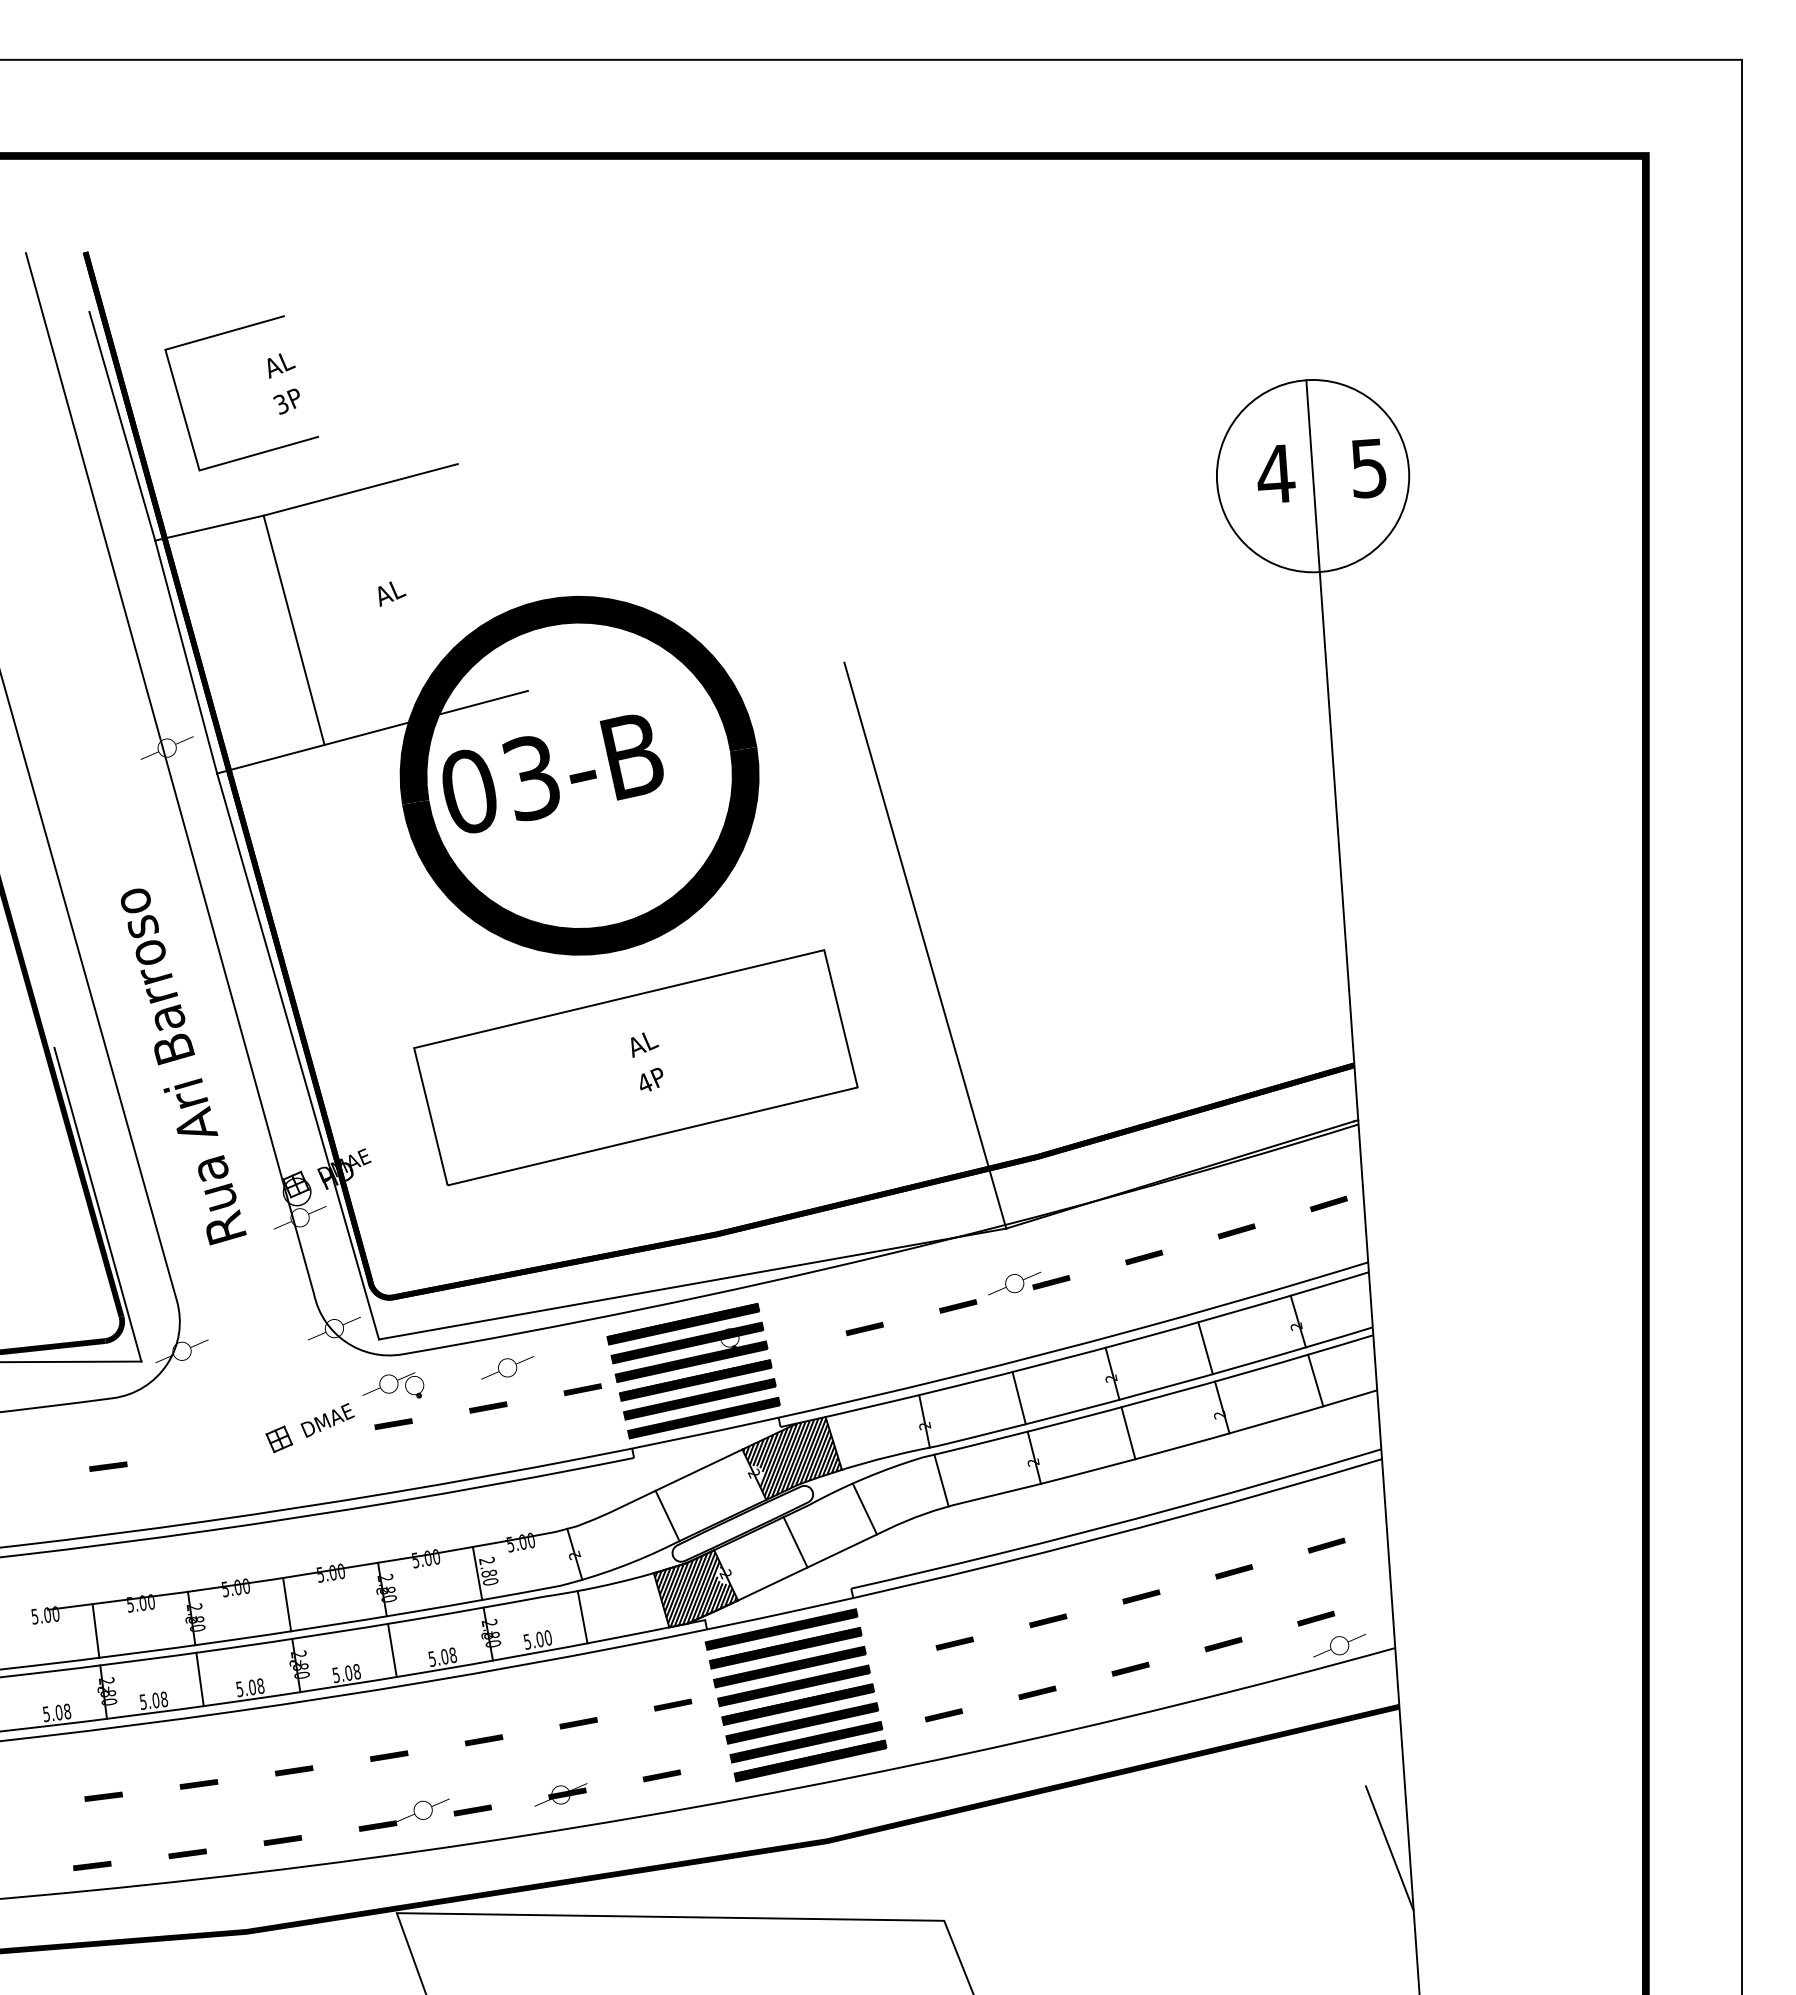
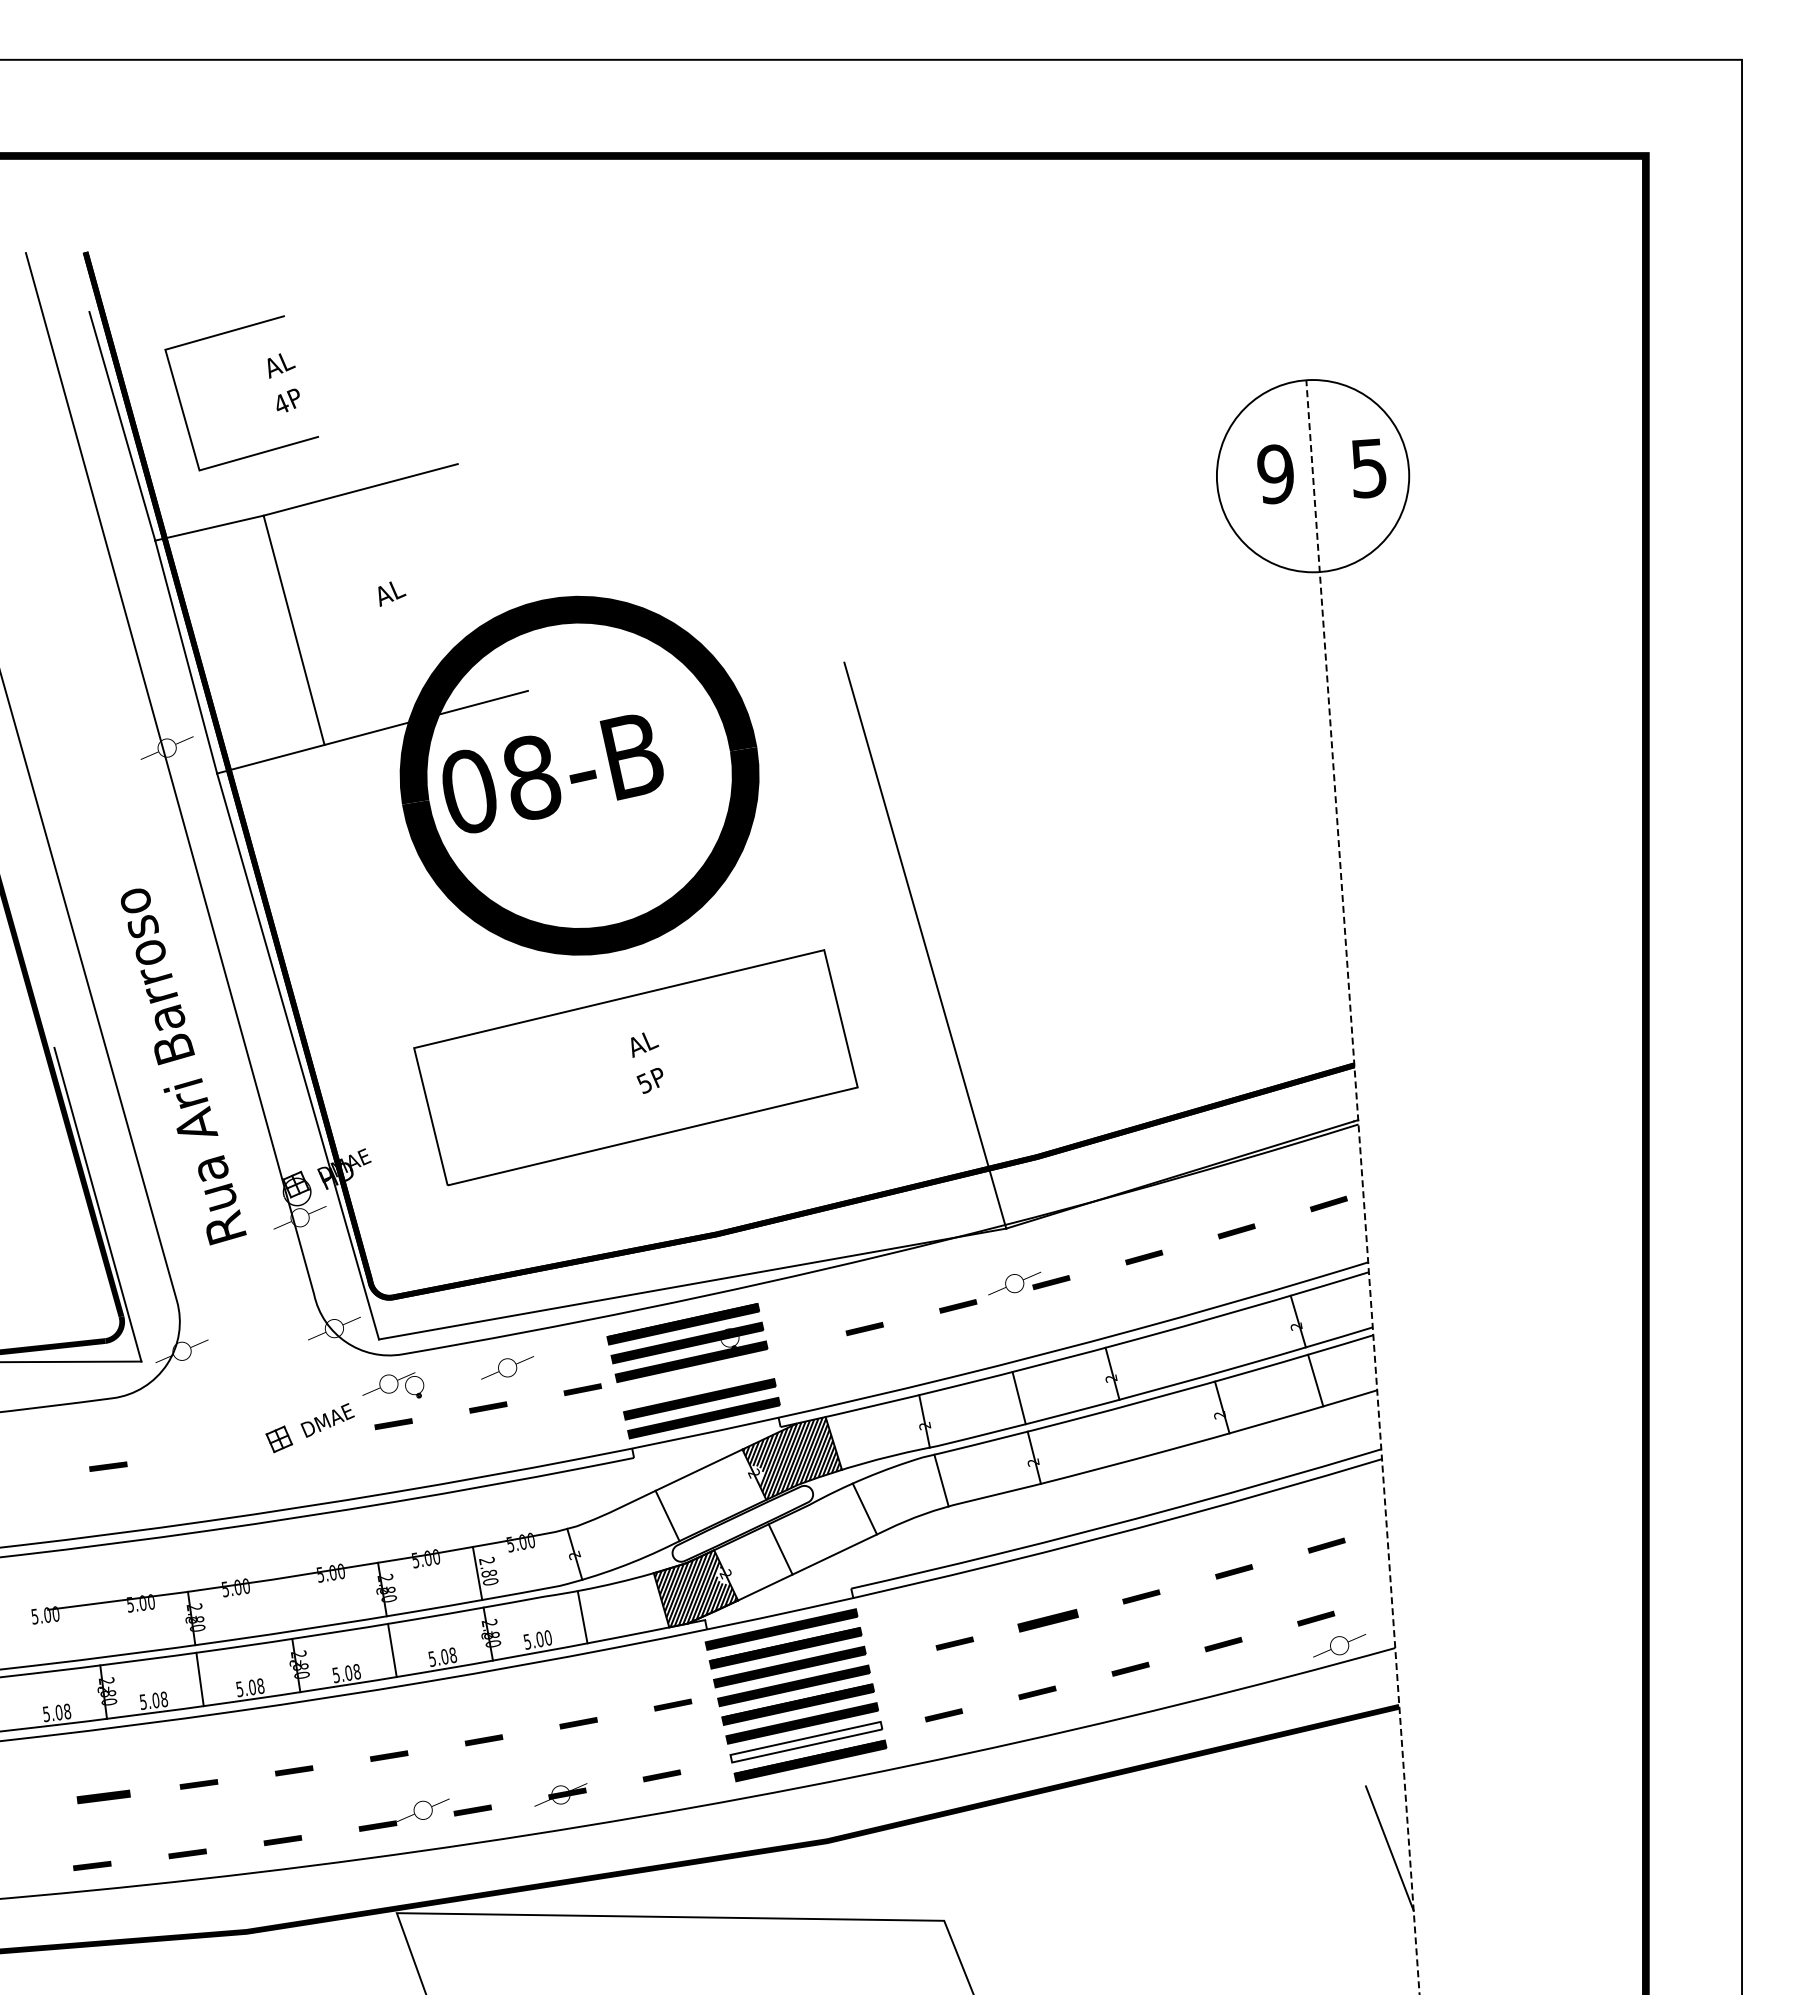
text: 3P -> 4P (280, 404)
text: 4 -> 9 (1276, 474)
text: 03-B -> 08-B (531, 778)
text: 4P -> 5P (644, 1083)
line: solid -> dashed (1362, 1187)
line: present -> none (1205, 1348)
part: present -> none (695, 1380)
line: present -> none (1128, 1433)
line position: (795, 1542) -> (780, 1549) (780, 1549)
line: present -> none (287, 1604)
part size: 39x16 px -> 62x25 px (1047, 1620)
line: present -> none (95, 1630)
fill: present -> none (806, 1741)
part size: 39x11 px -> 55x16 px (103, 1796)
